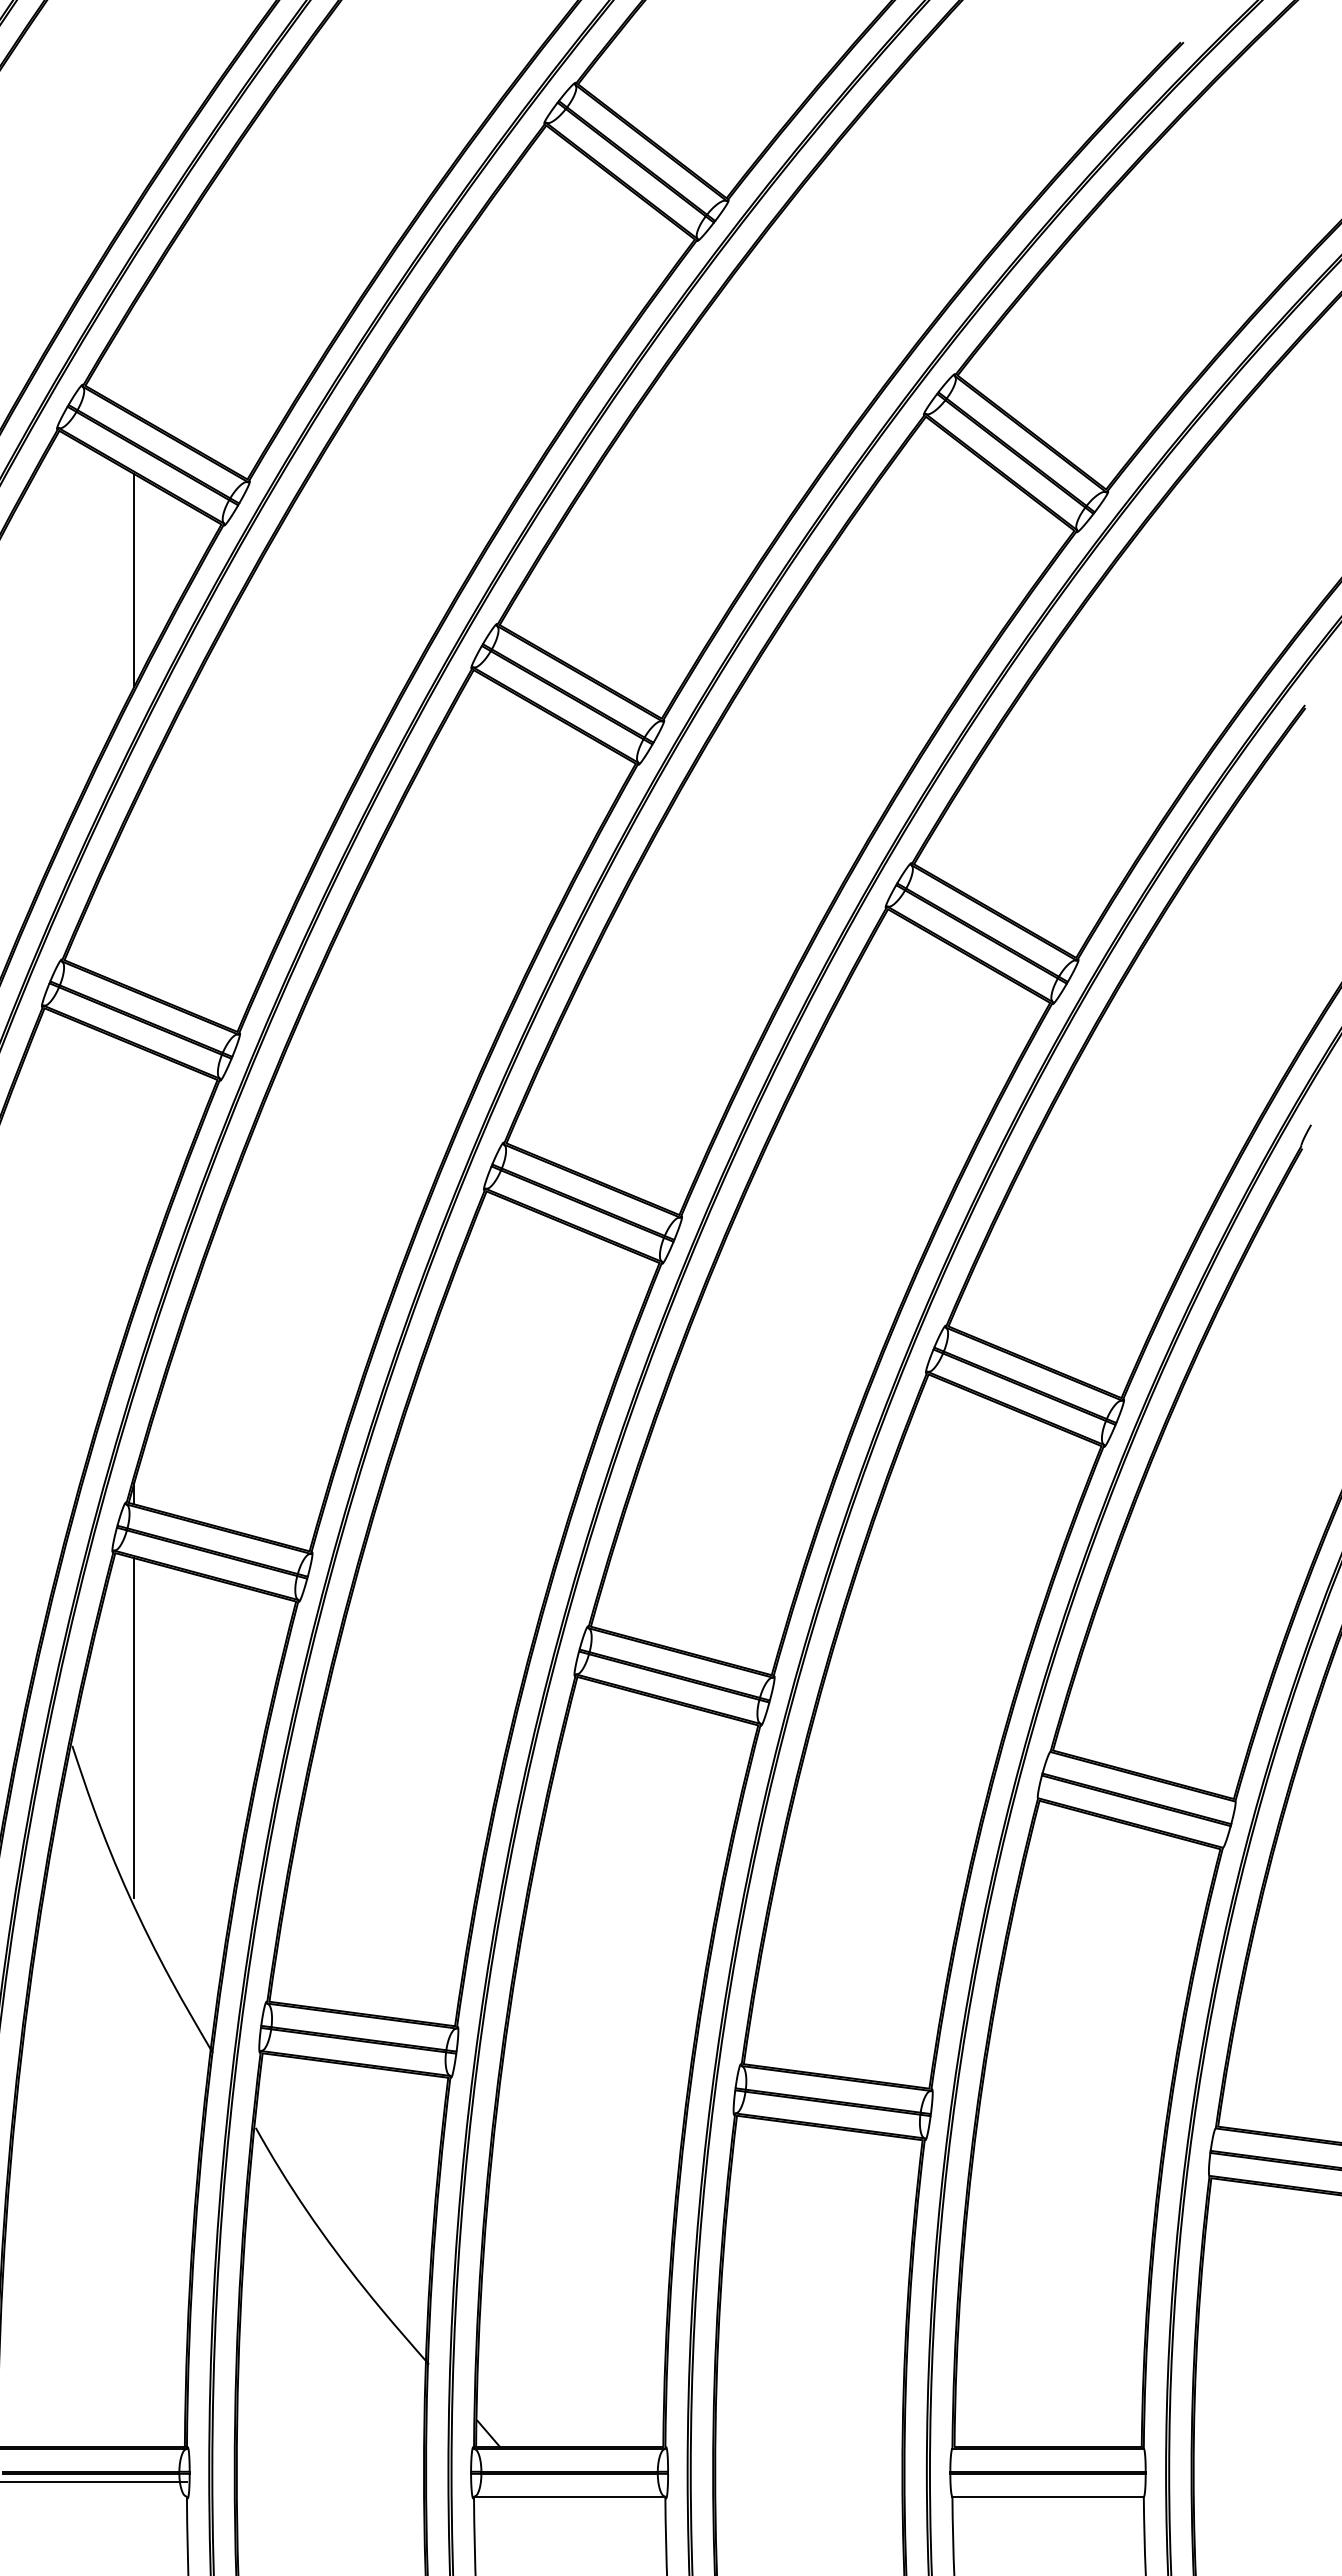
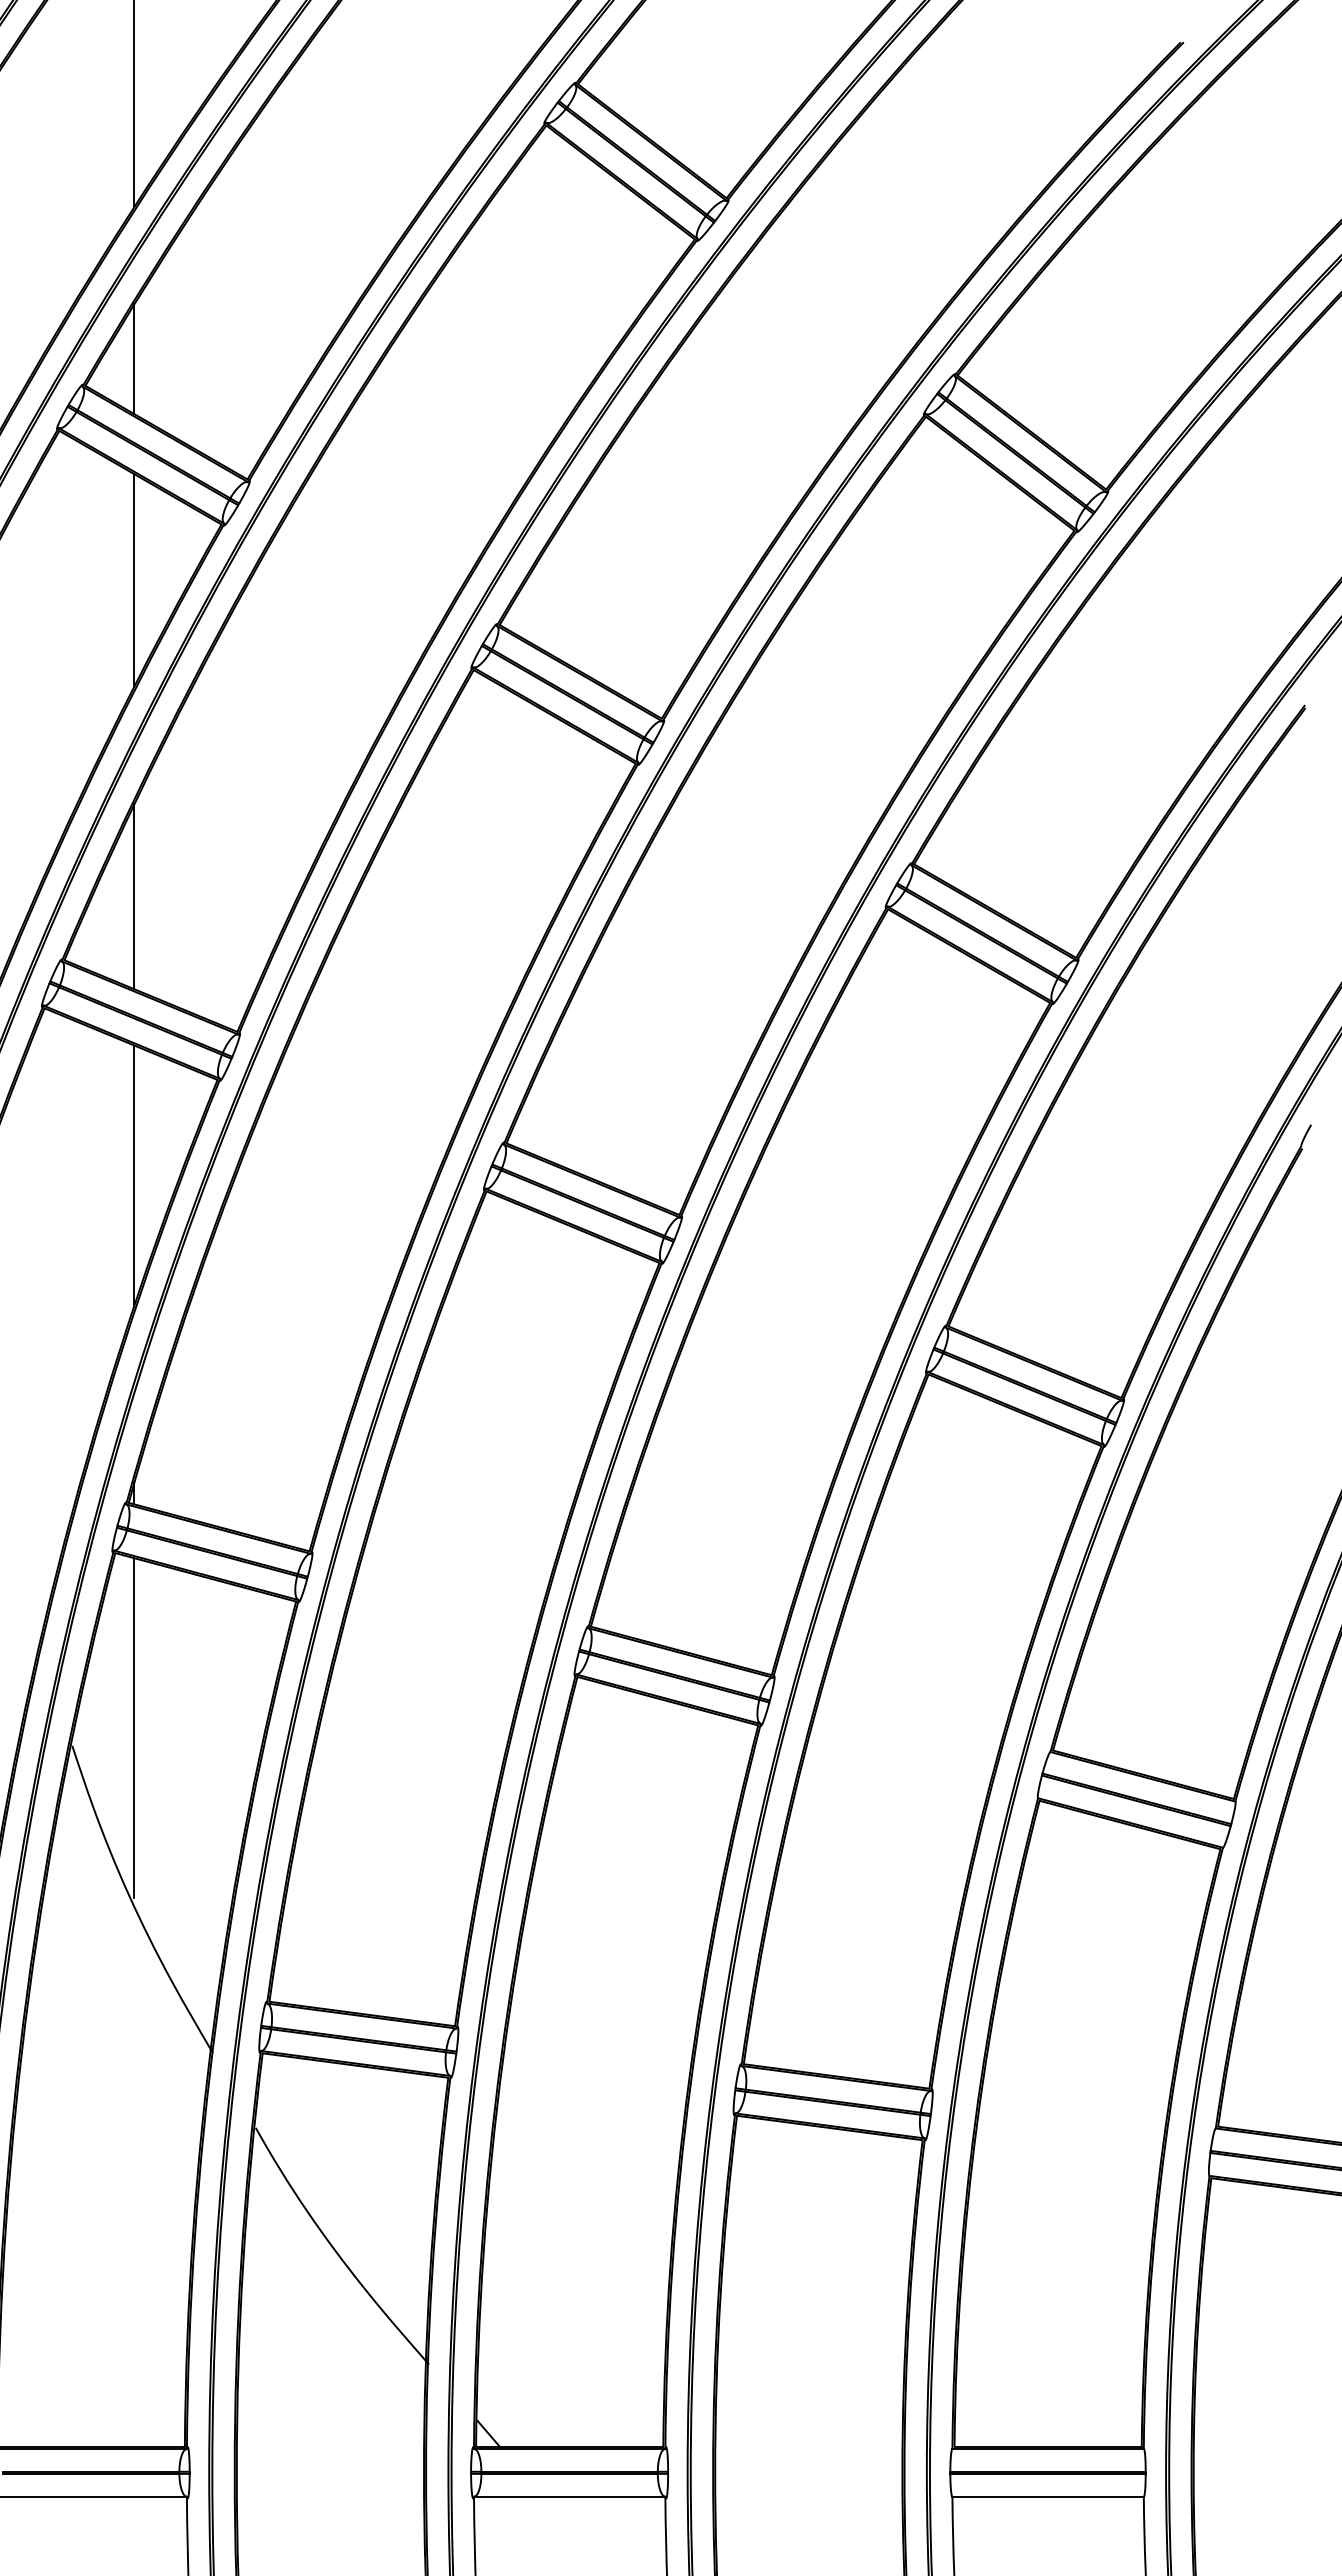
line: none -> present (134, 104)
line: none -> present (134, 359)
line: none -> present (134, 896)
line: none -> present (134, 1175)
line position: (94, 2481) -> (94, 2496) (94, 2496)
